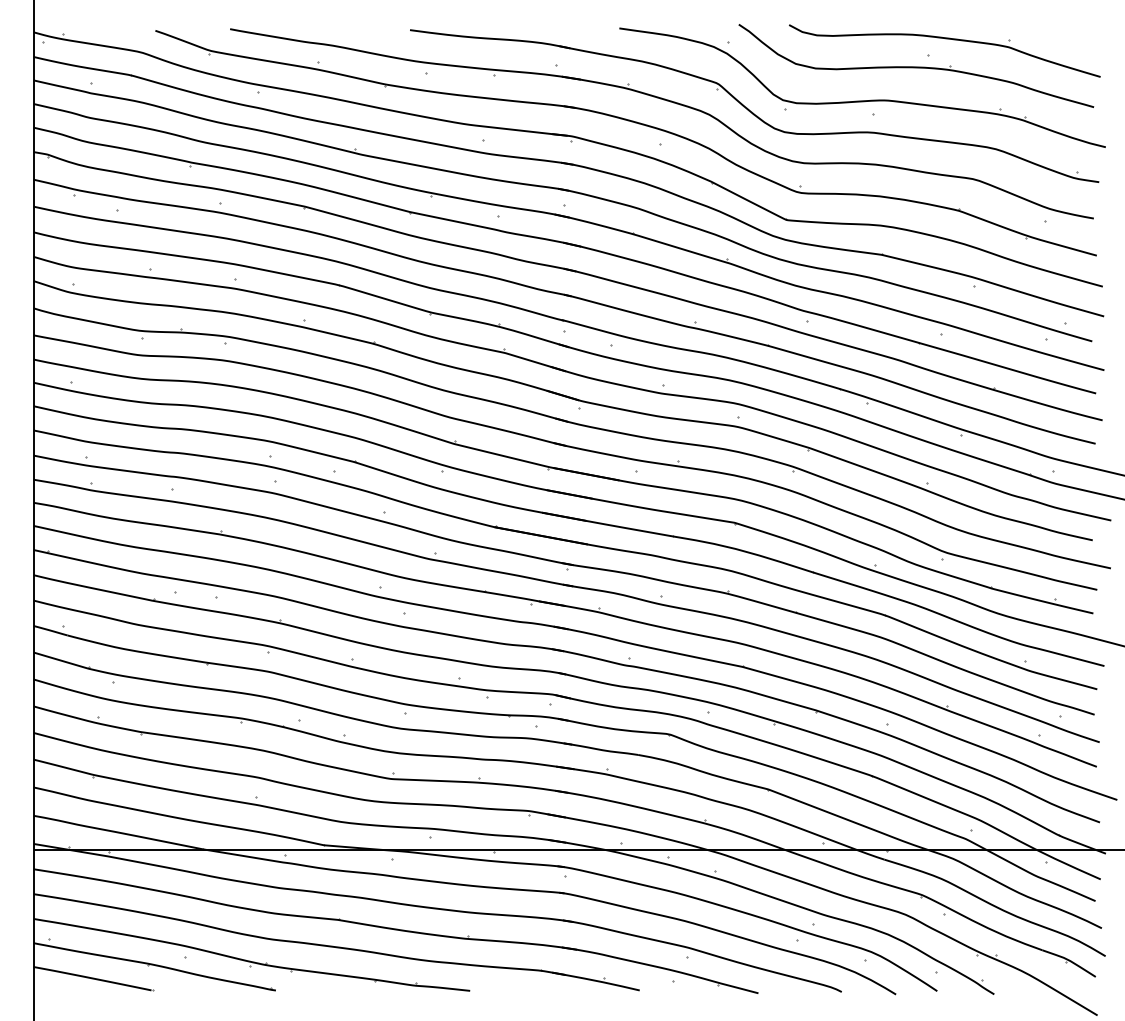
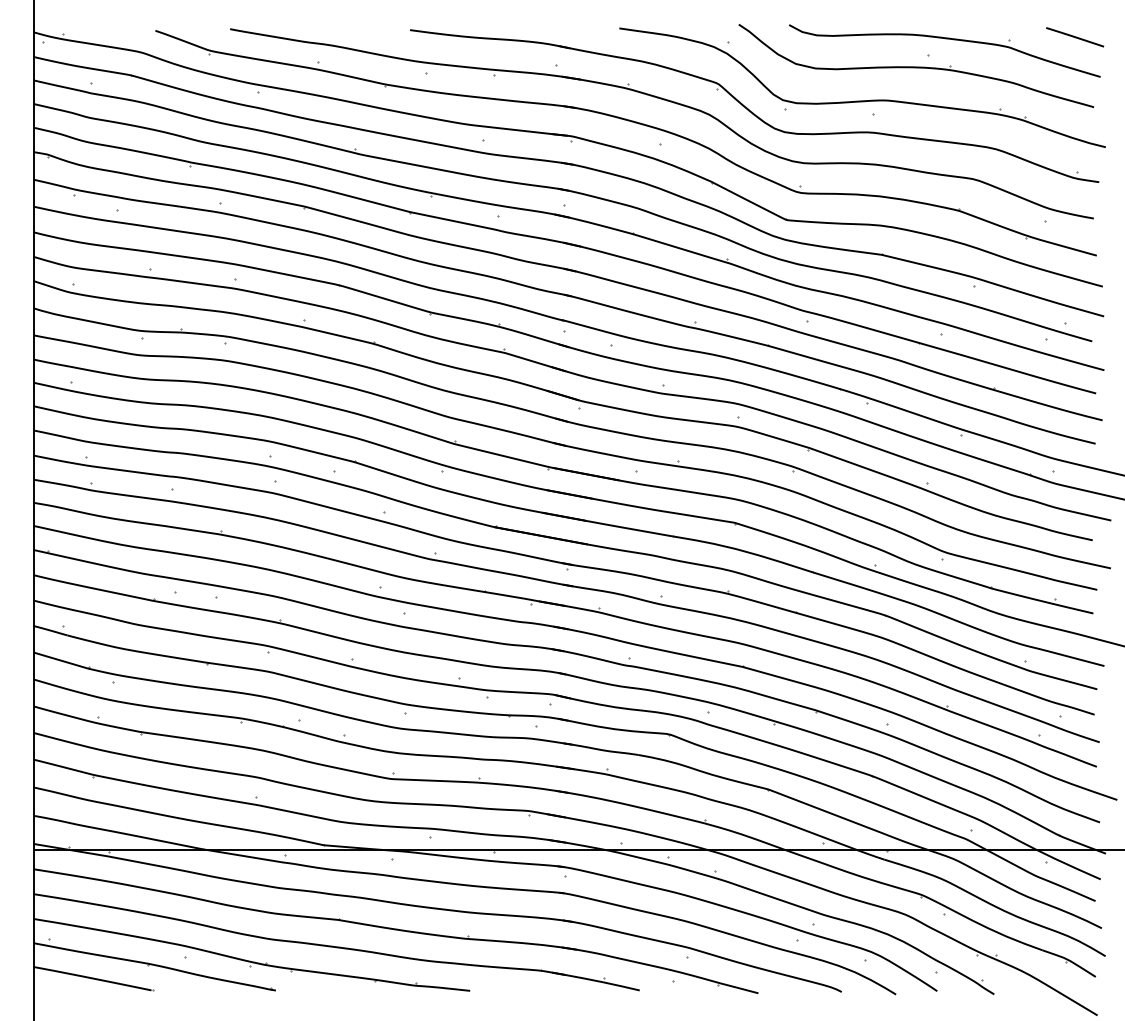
line: none -> present (1075, 37)
